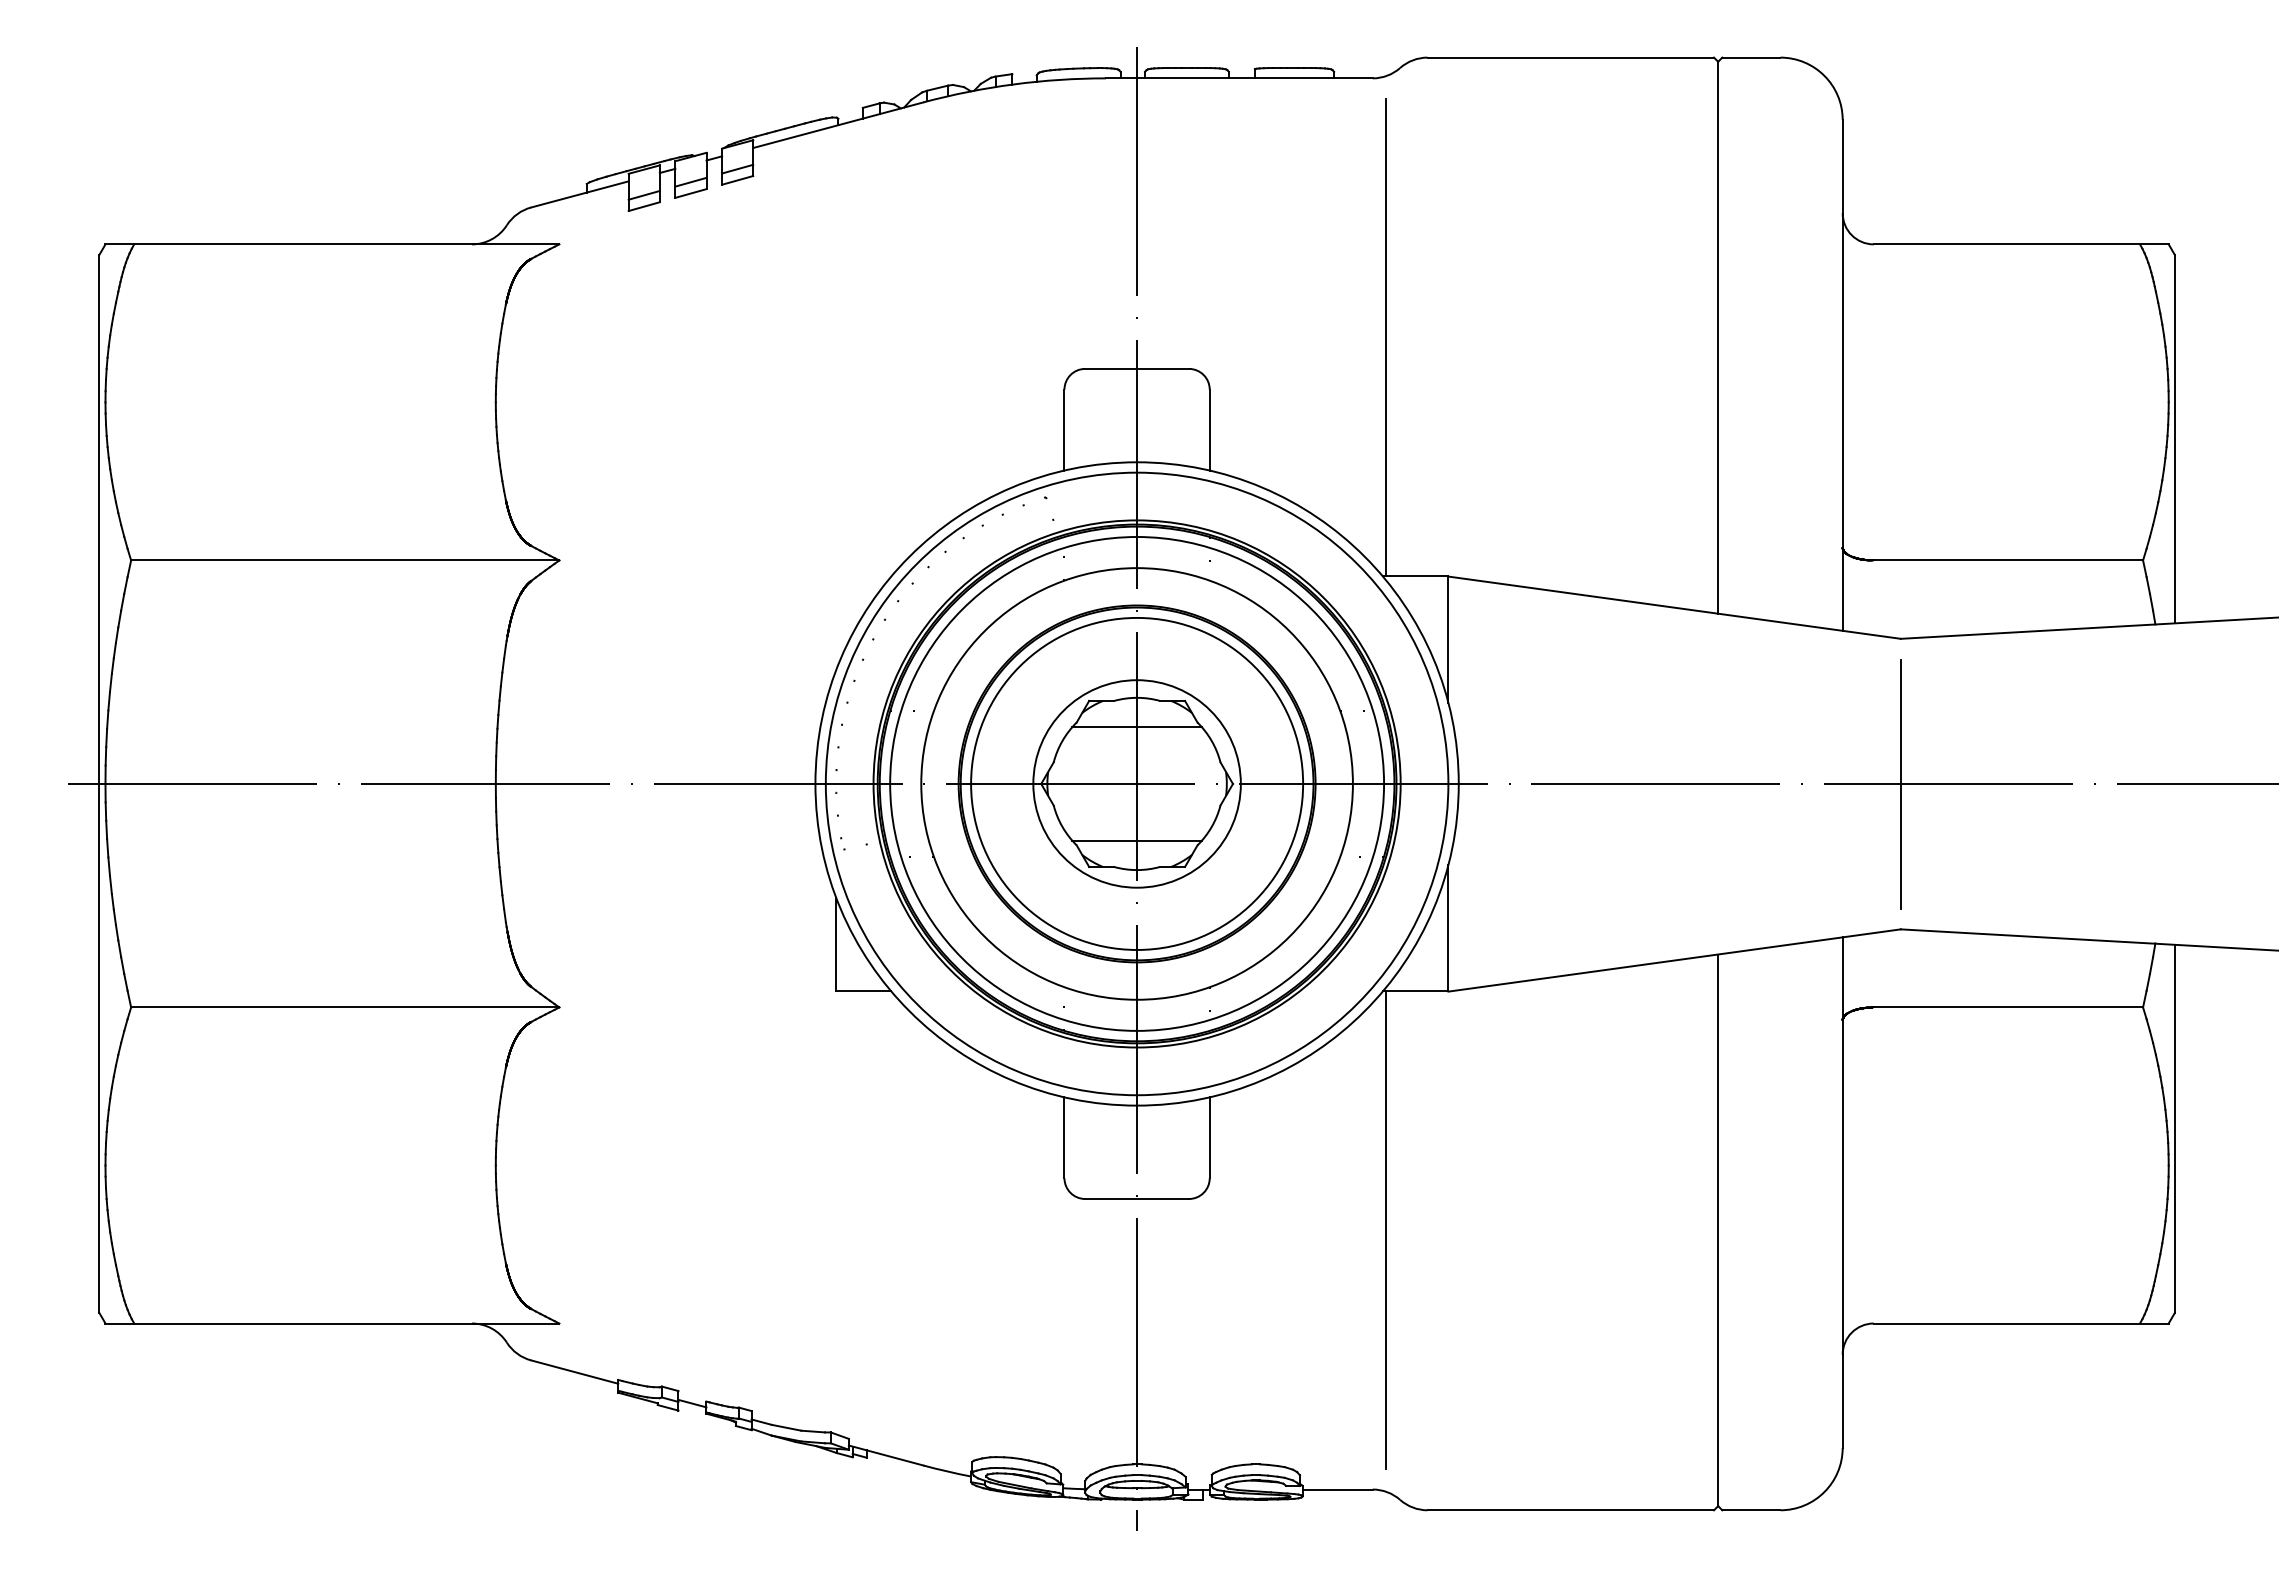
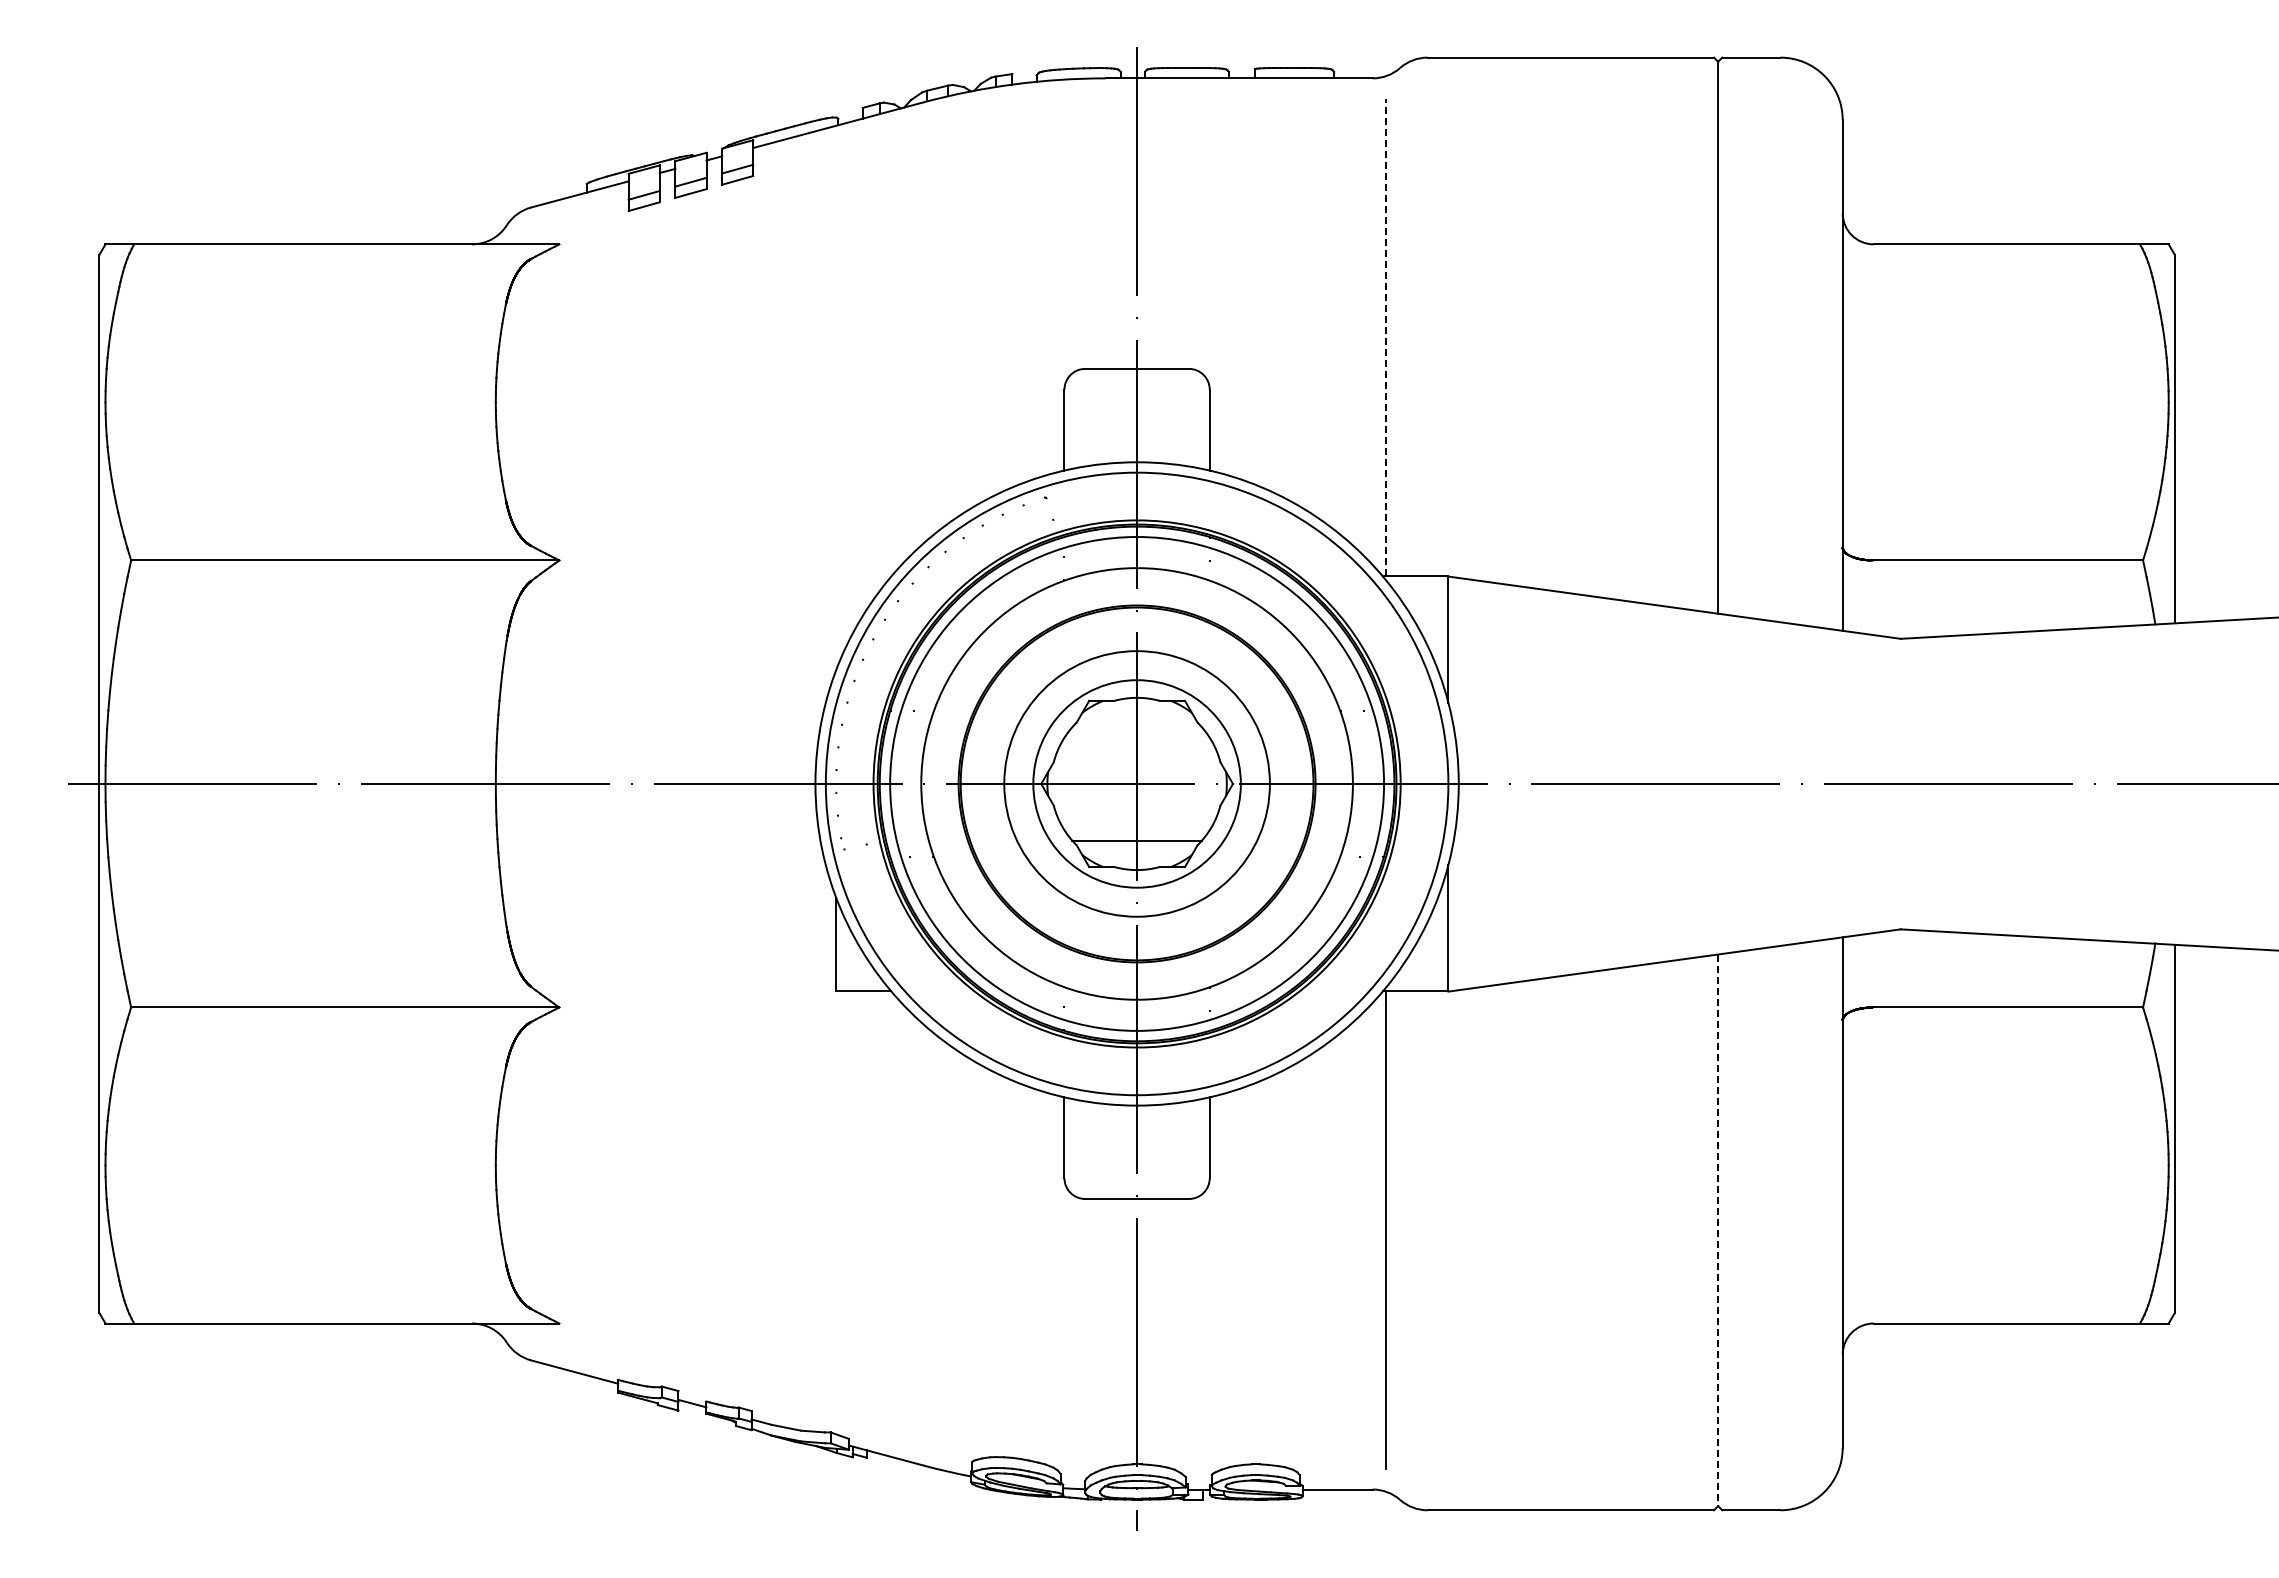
line: solid -> dashed (1386, 337)
line: present -> none (1136, 727)
circle diameter: 332 px -> 266 px (1136, 783)
line: present -> none (1900, 783)
line: solid -> dashed (1718, 1230)
